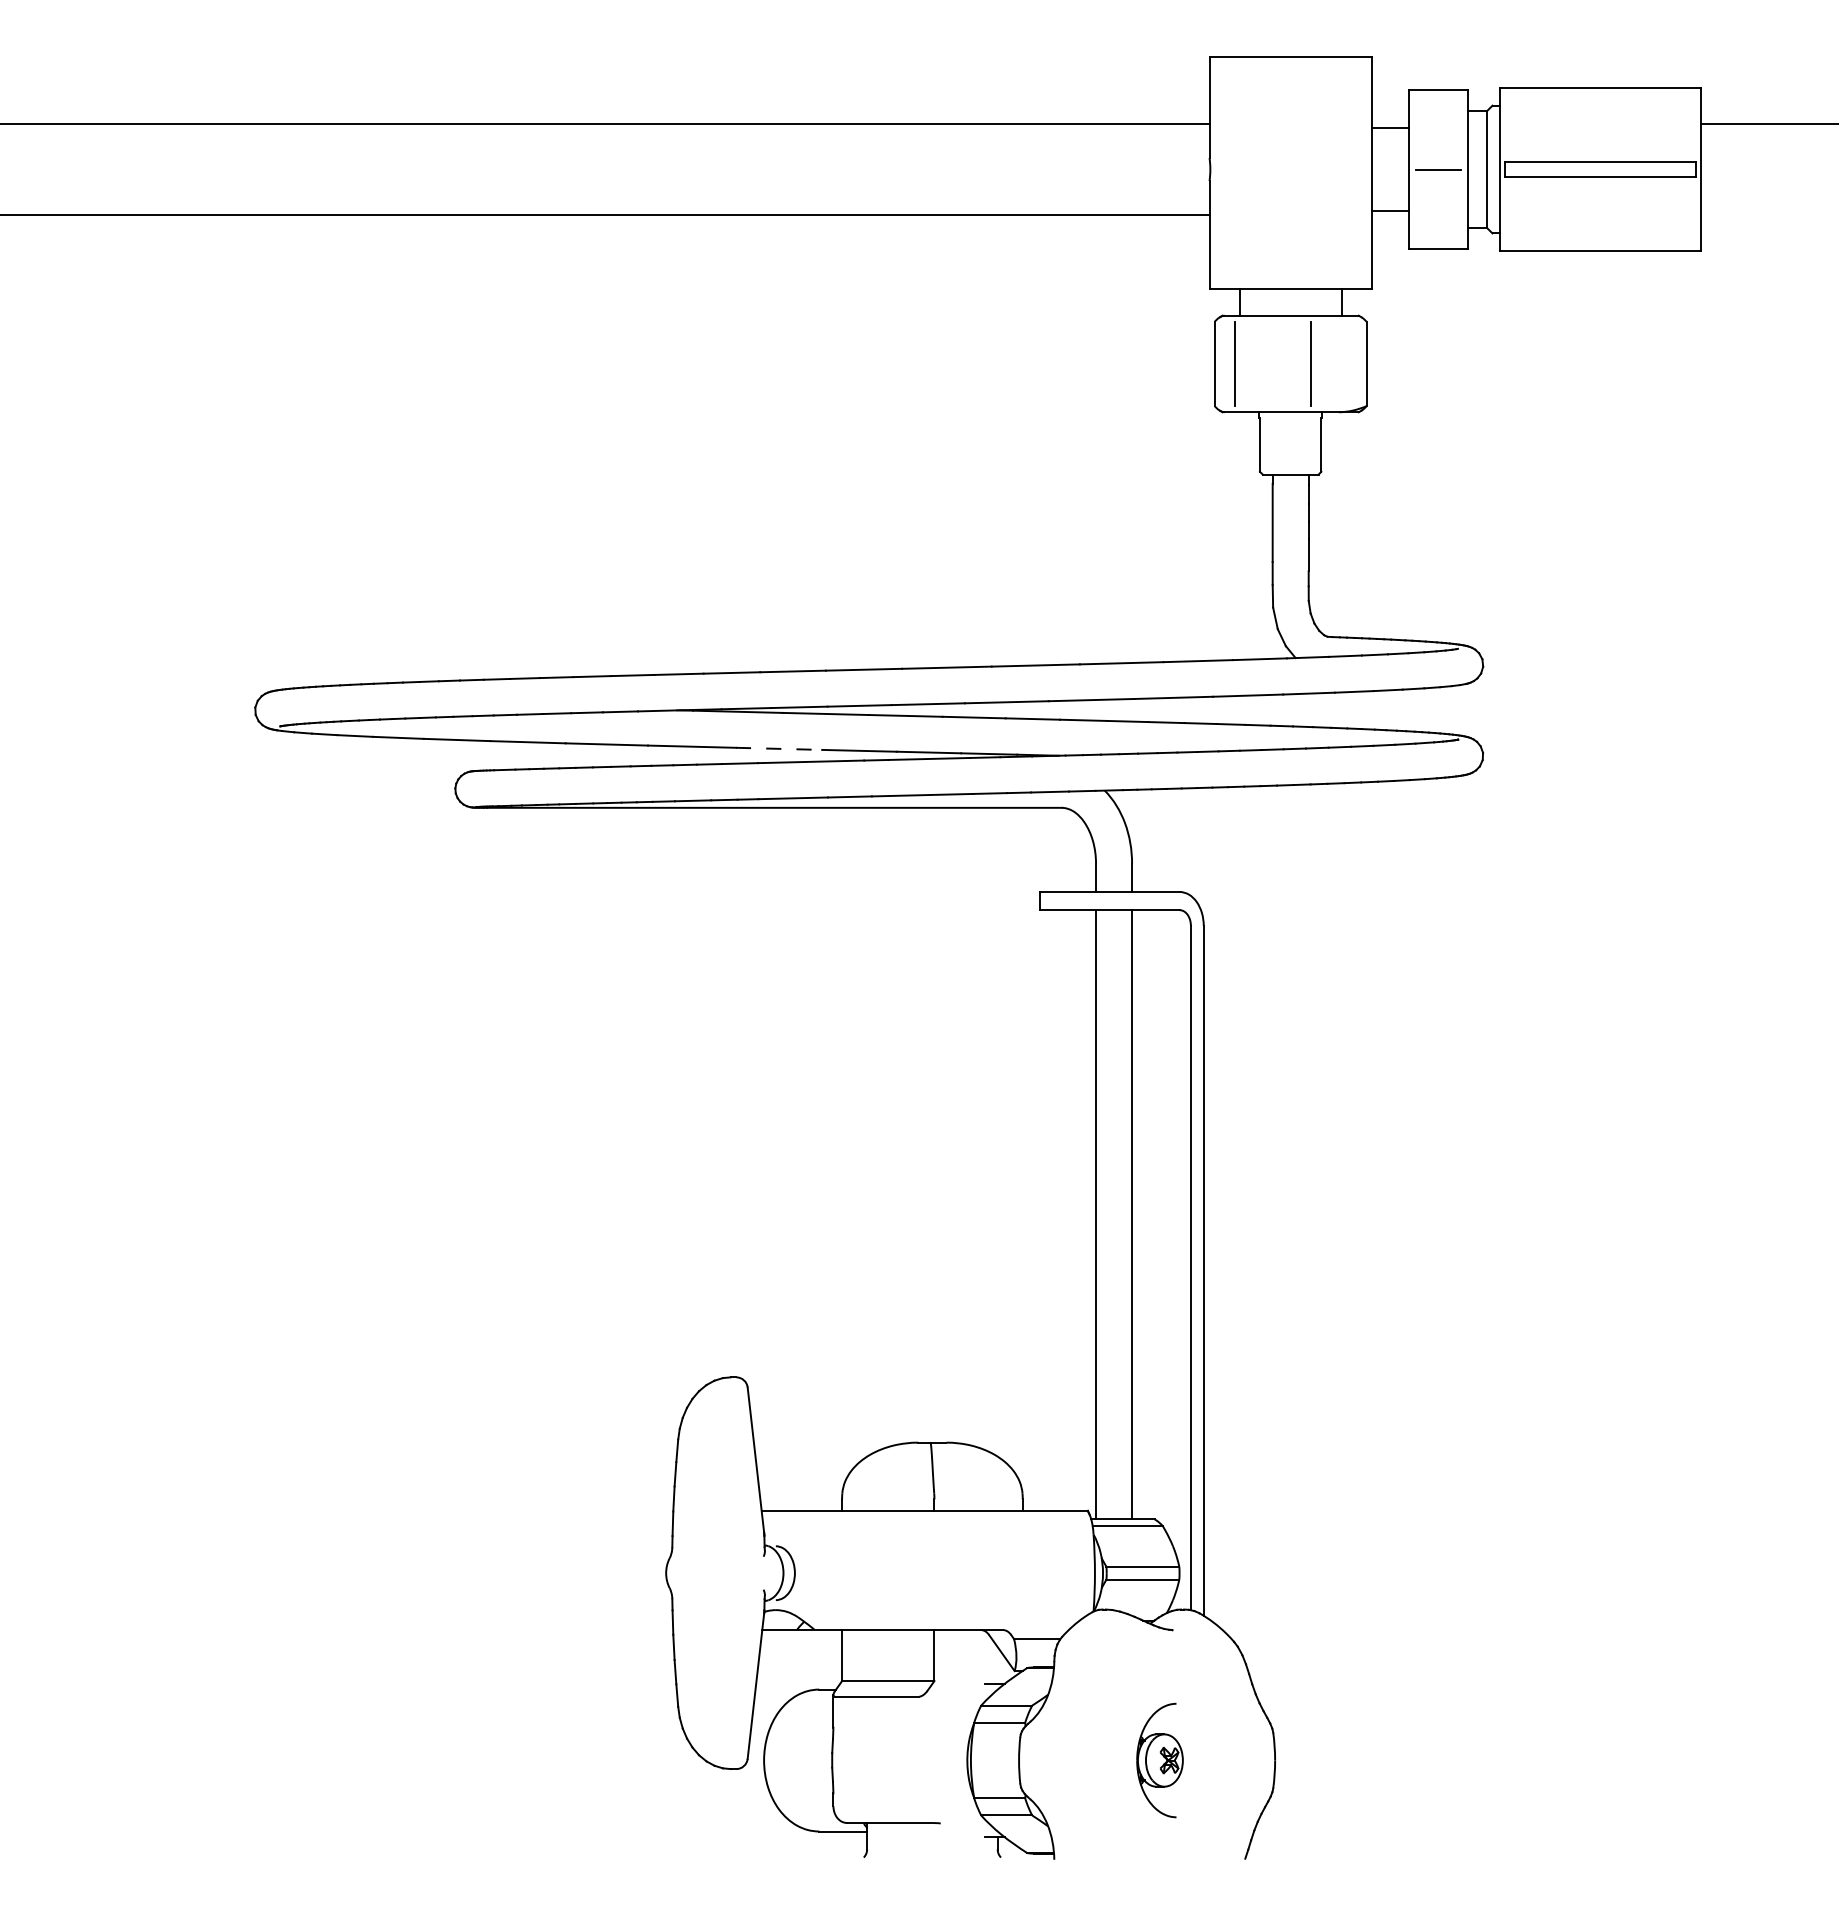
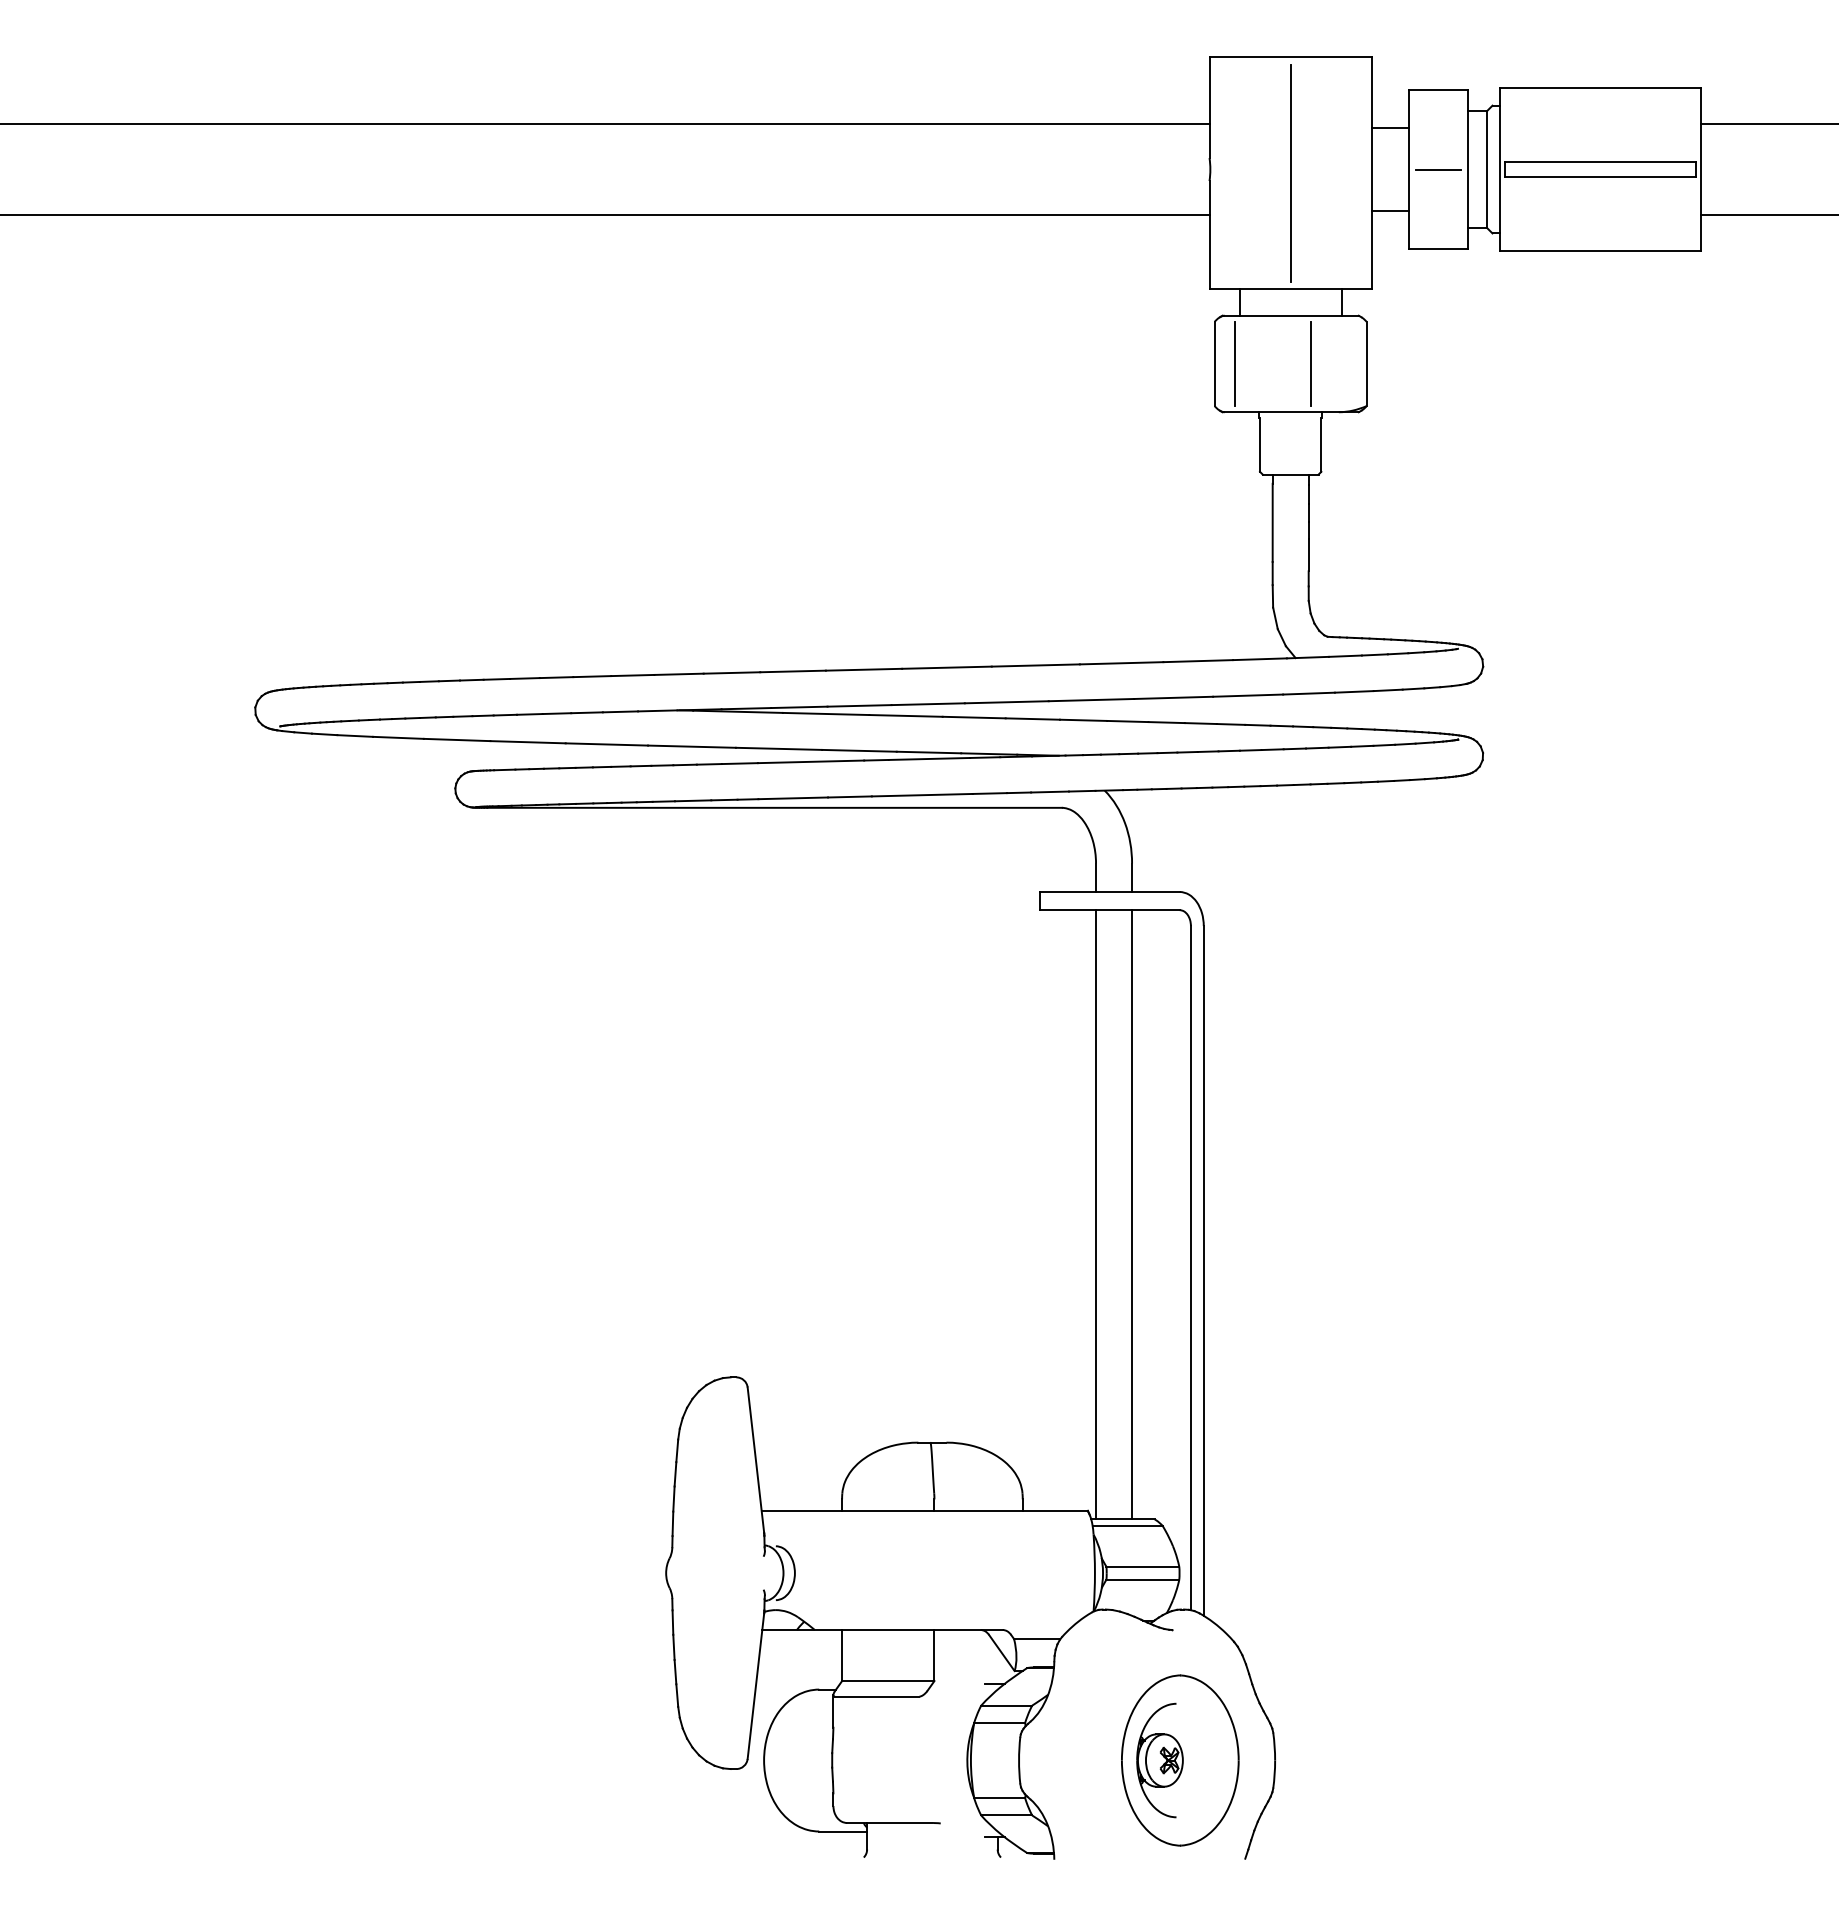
line: none -> present (1290, 172)
line: none -> present (1767, 214)
line: dashed -> solid (779, 748)
part: none -> present (1180, 1760)
